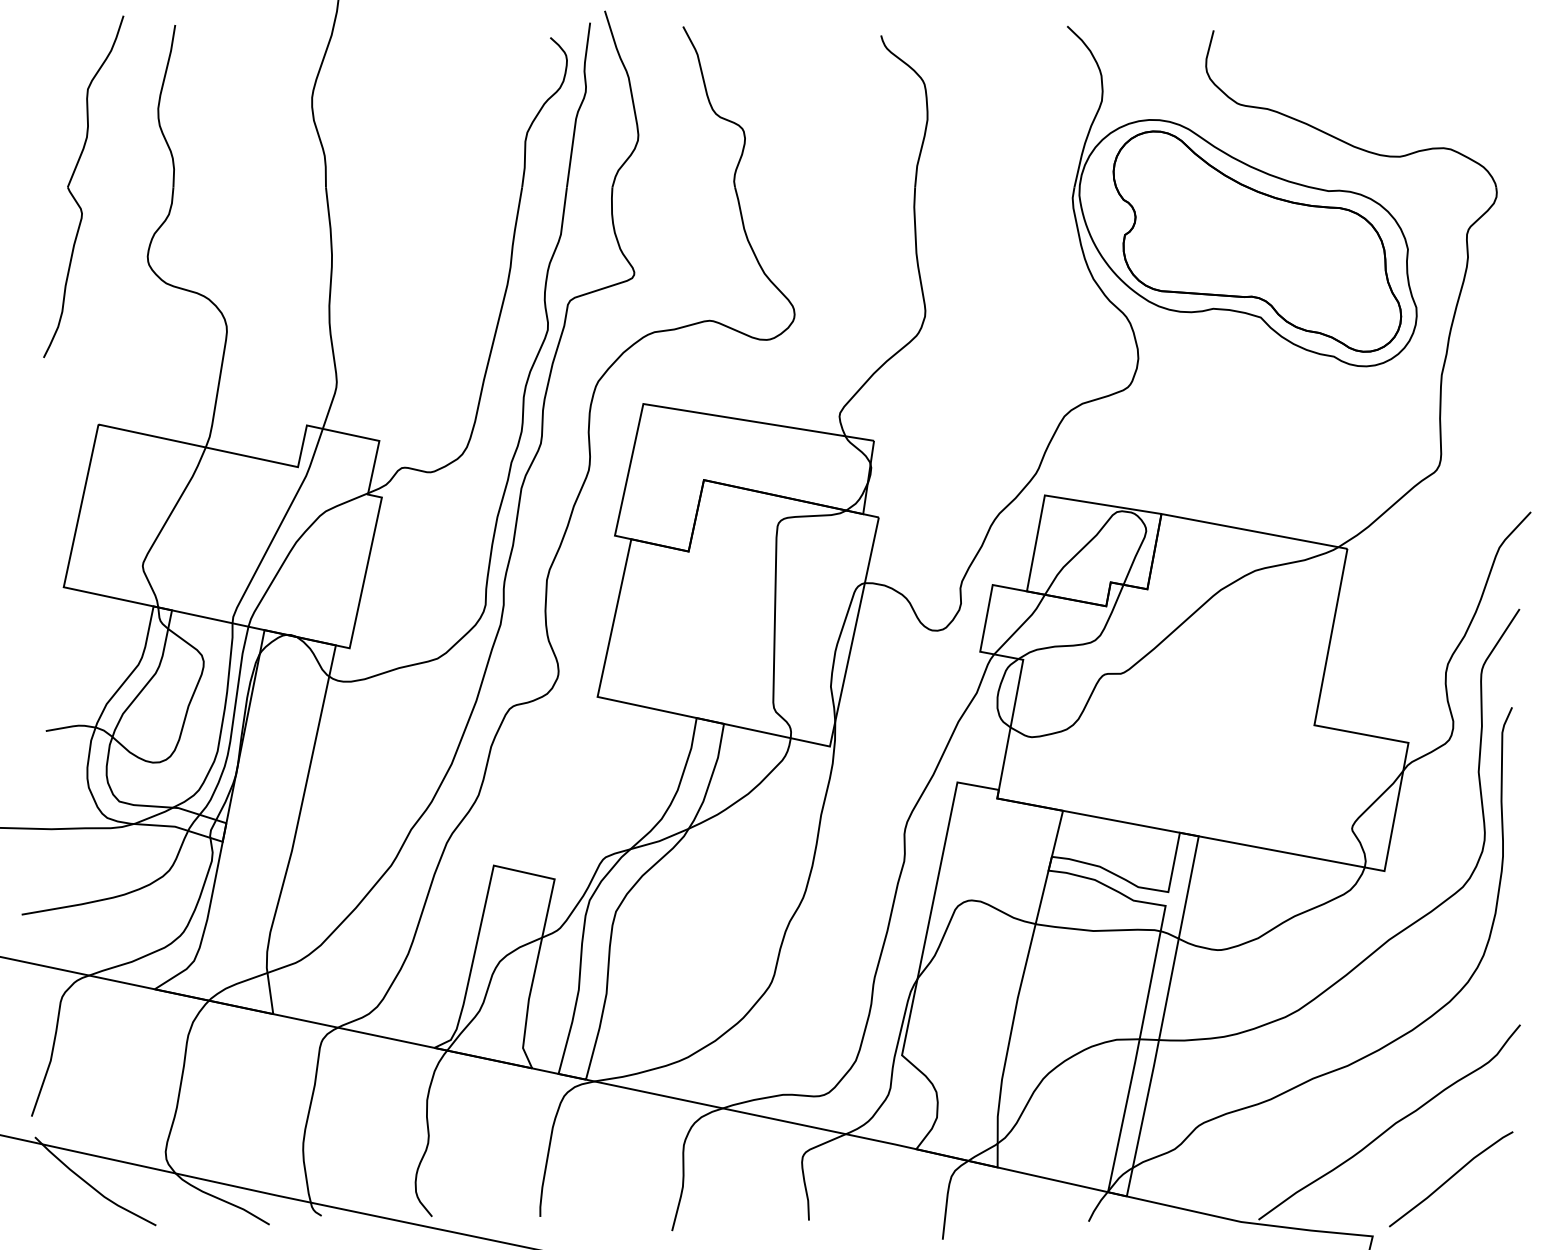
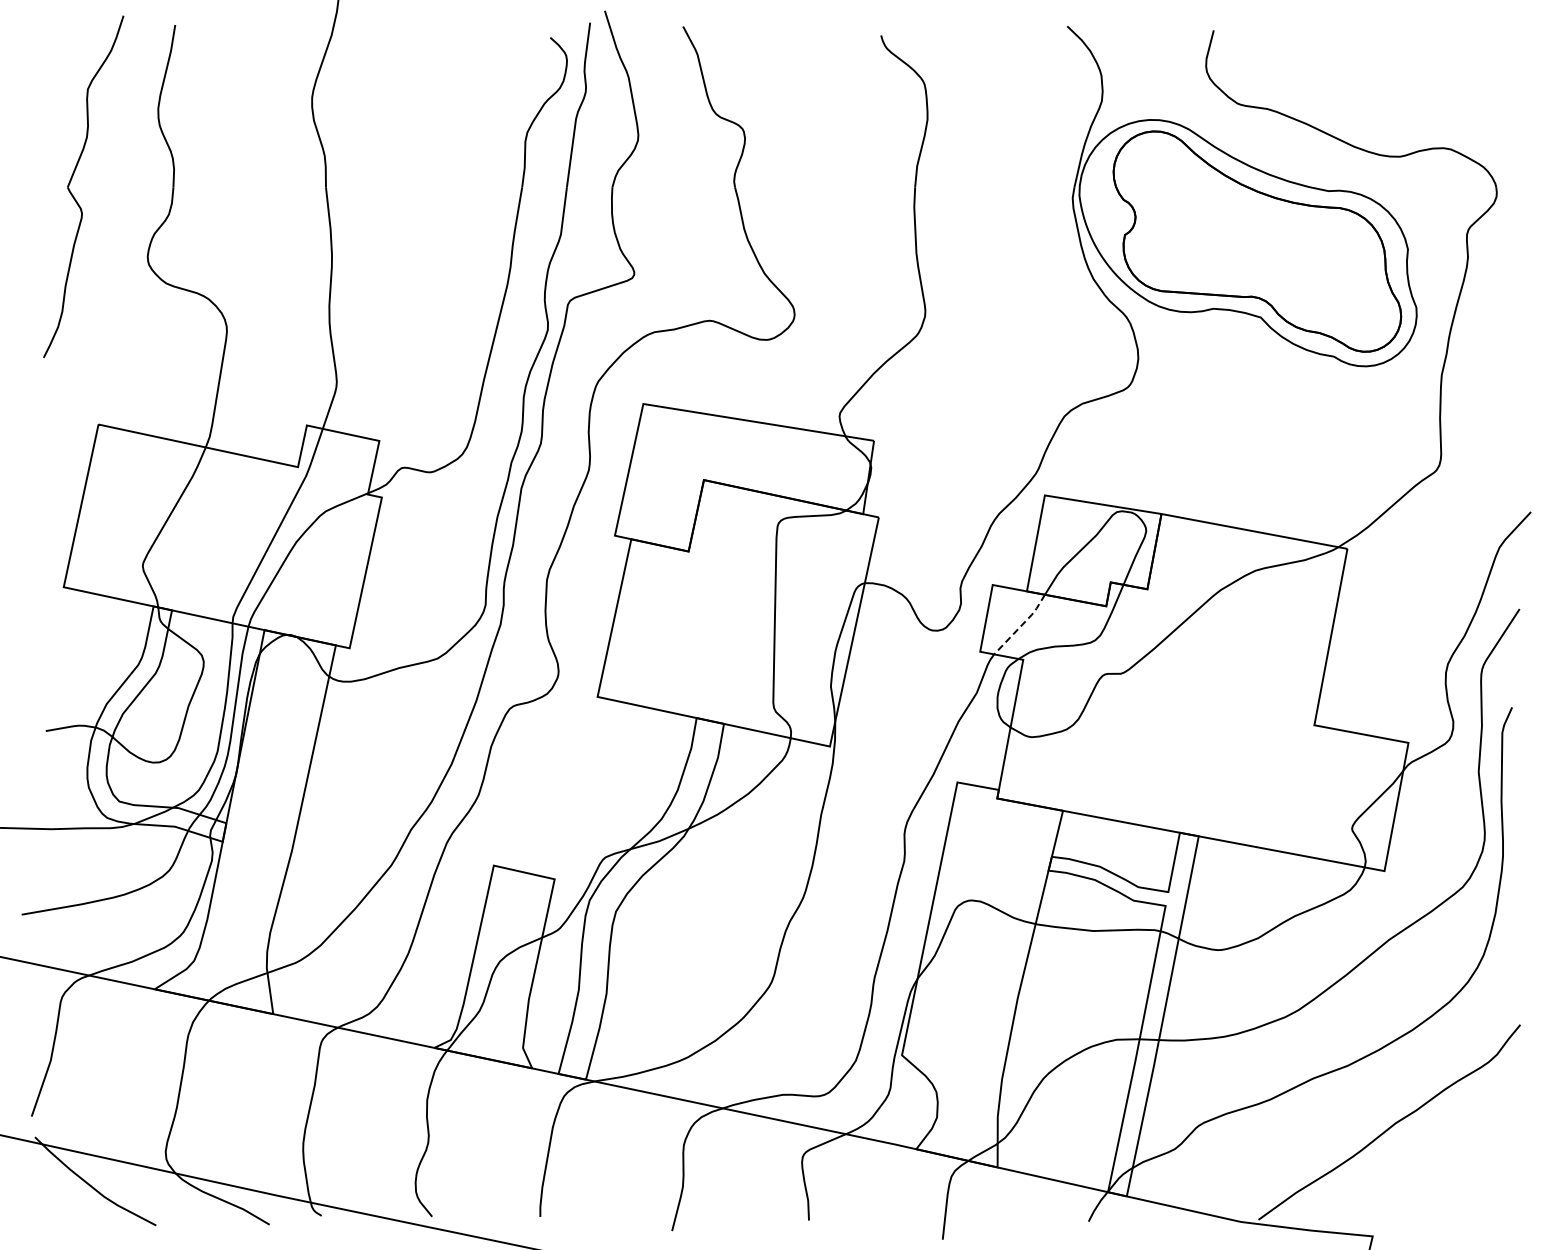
line: solid -> dashed (1022, 624)
line: present -> none (1451, 1178)
